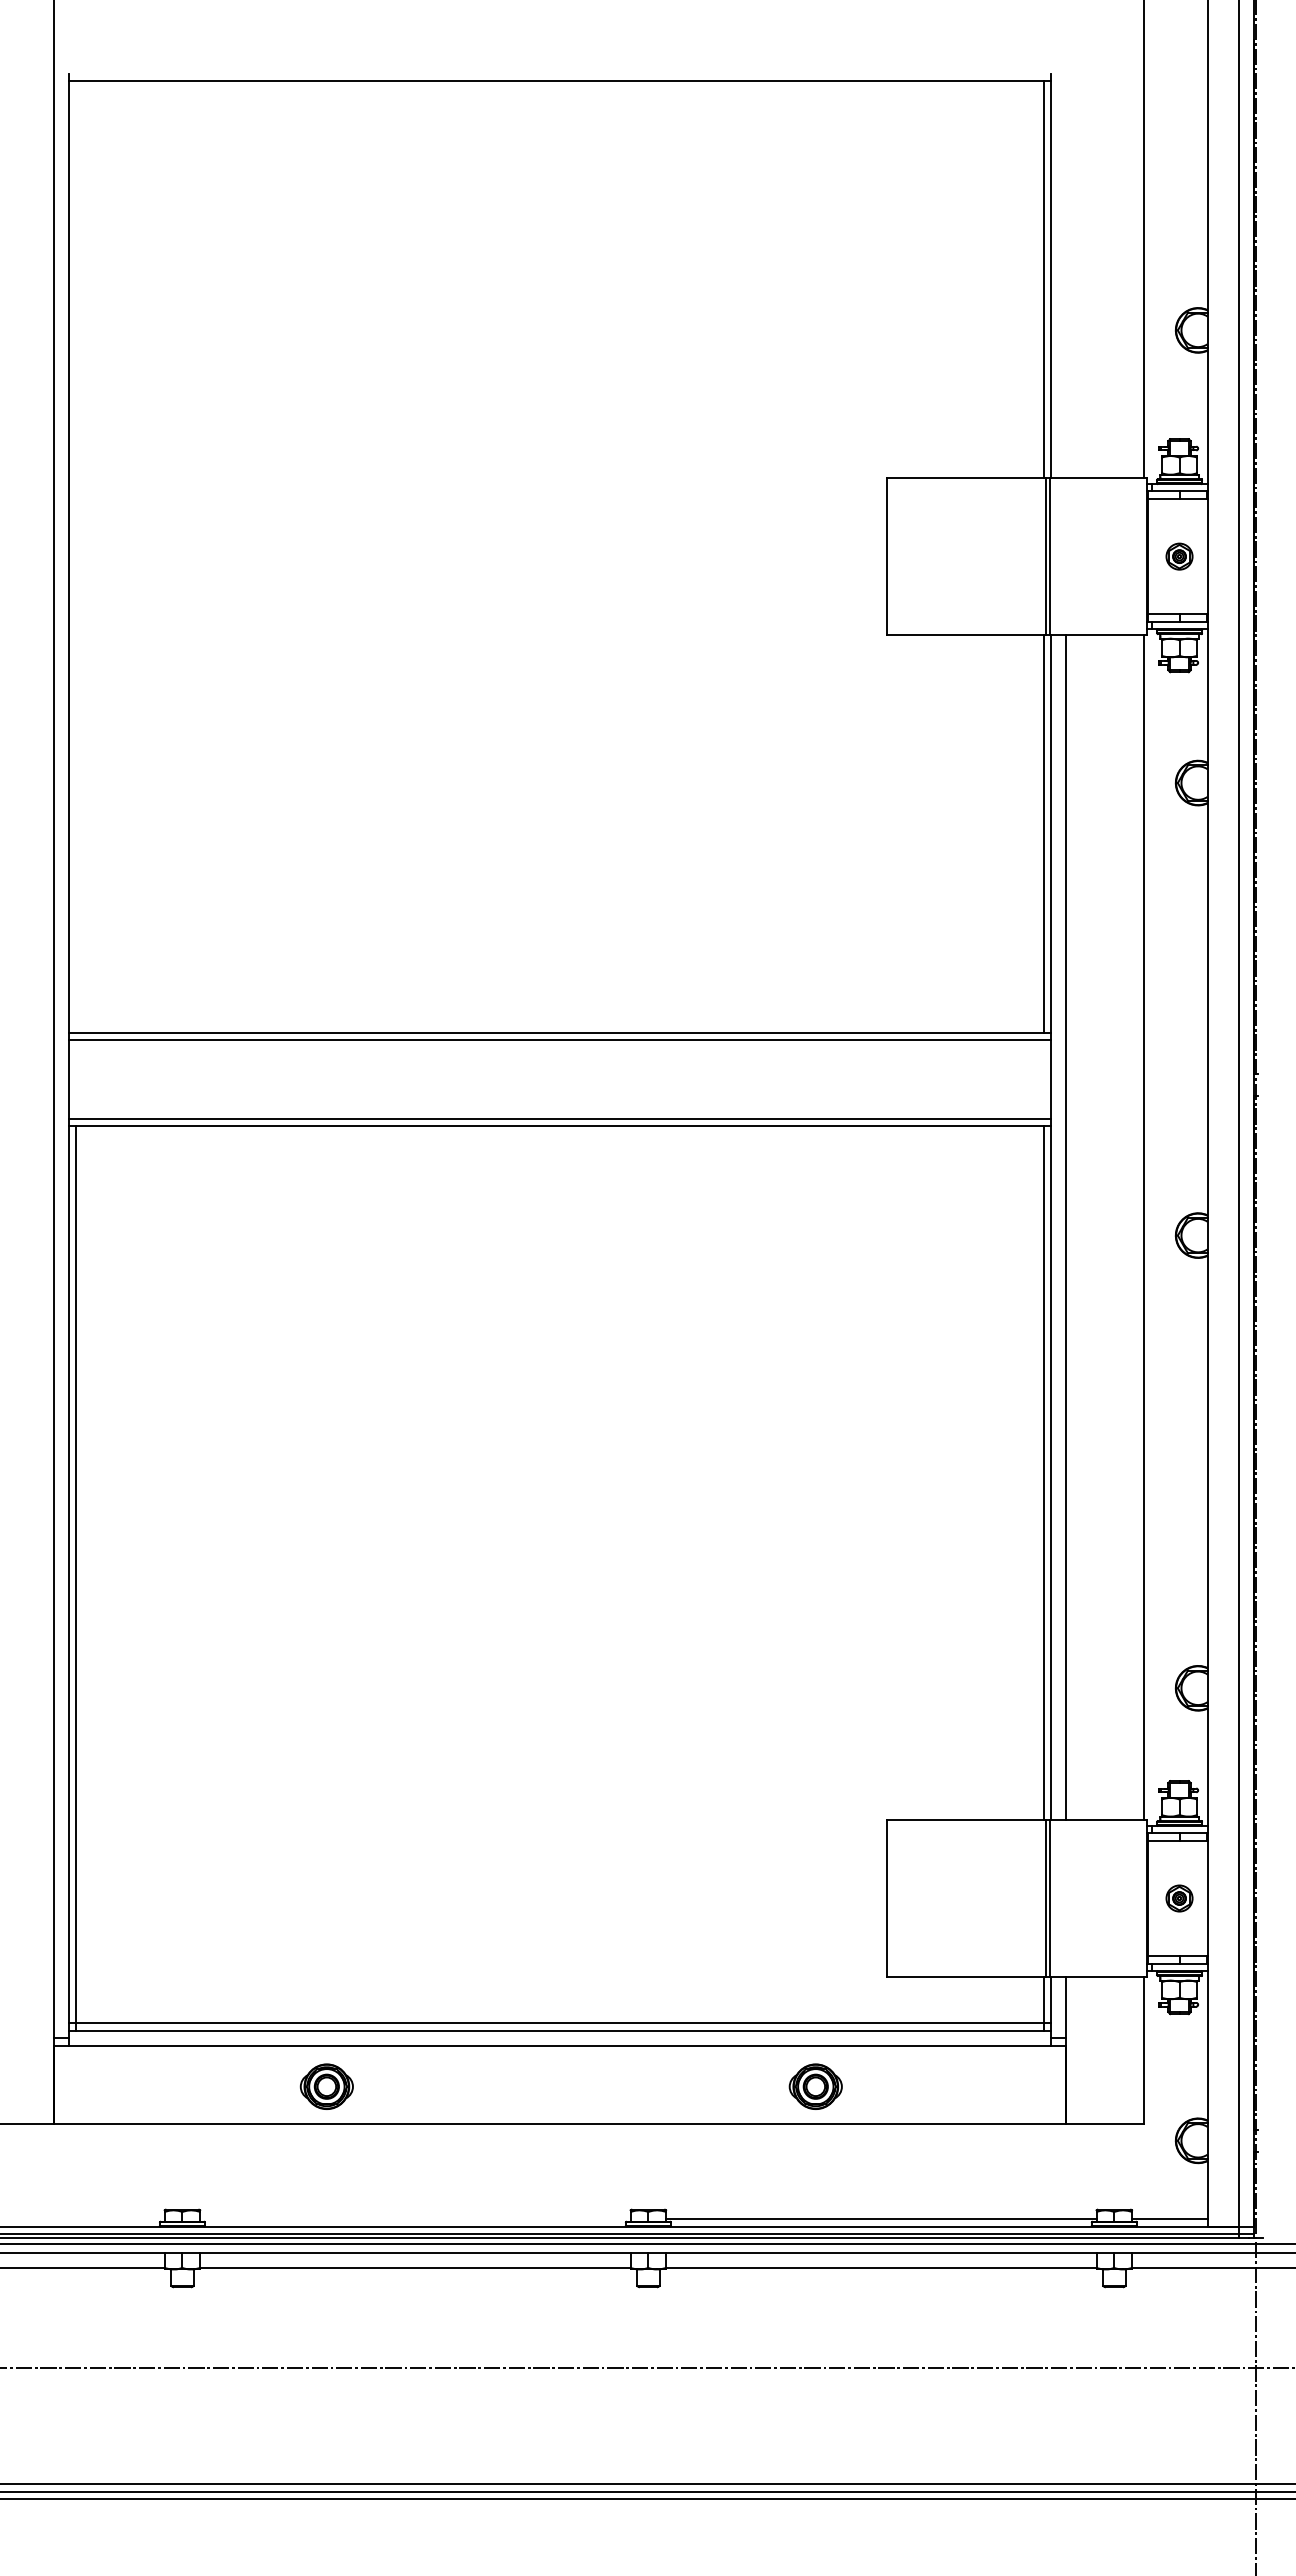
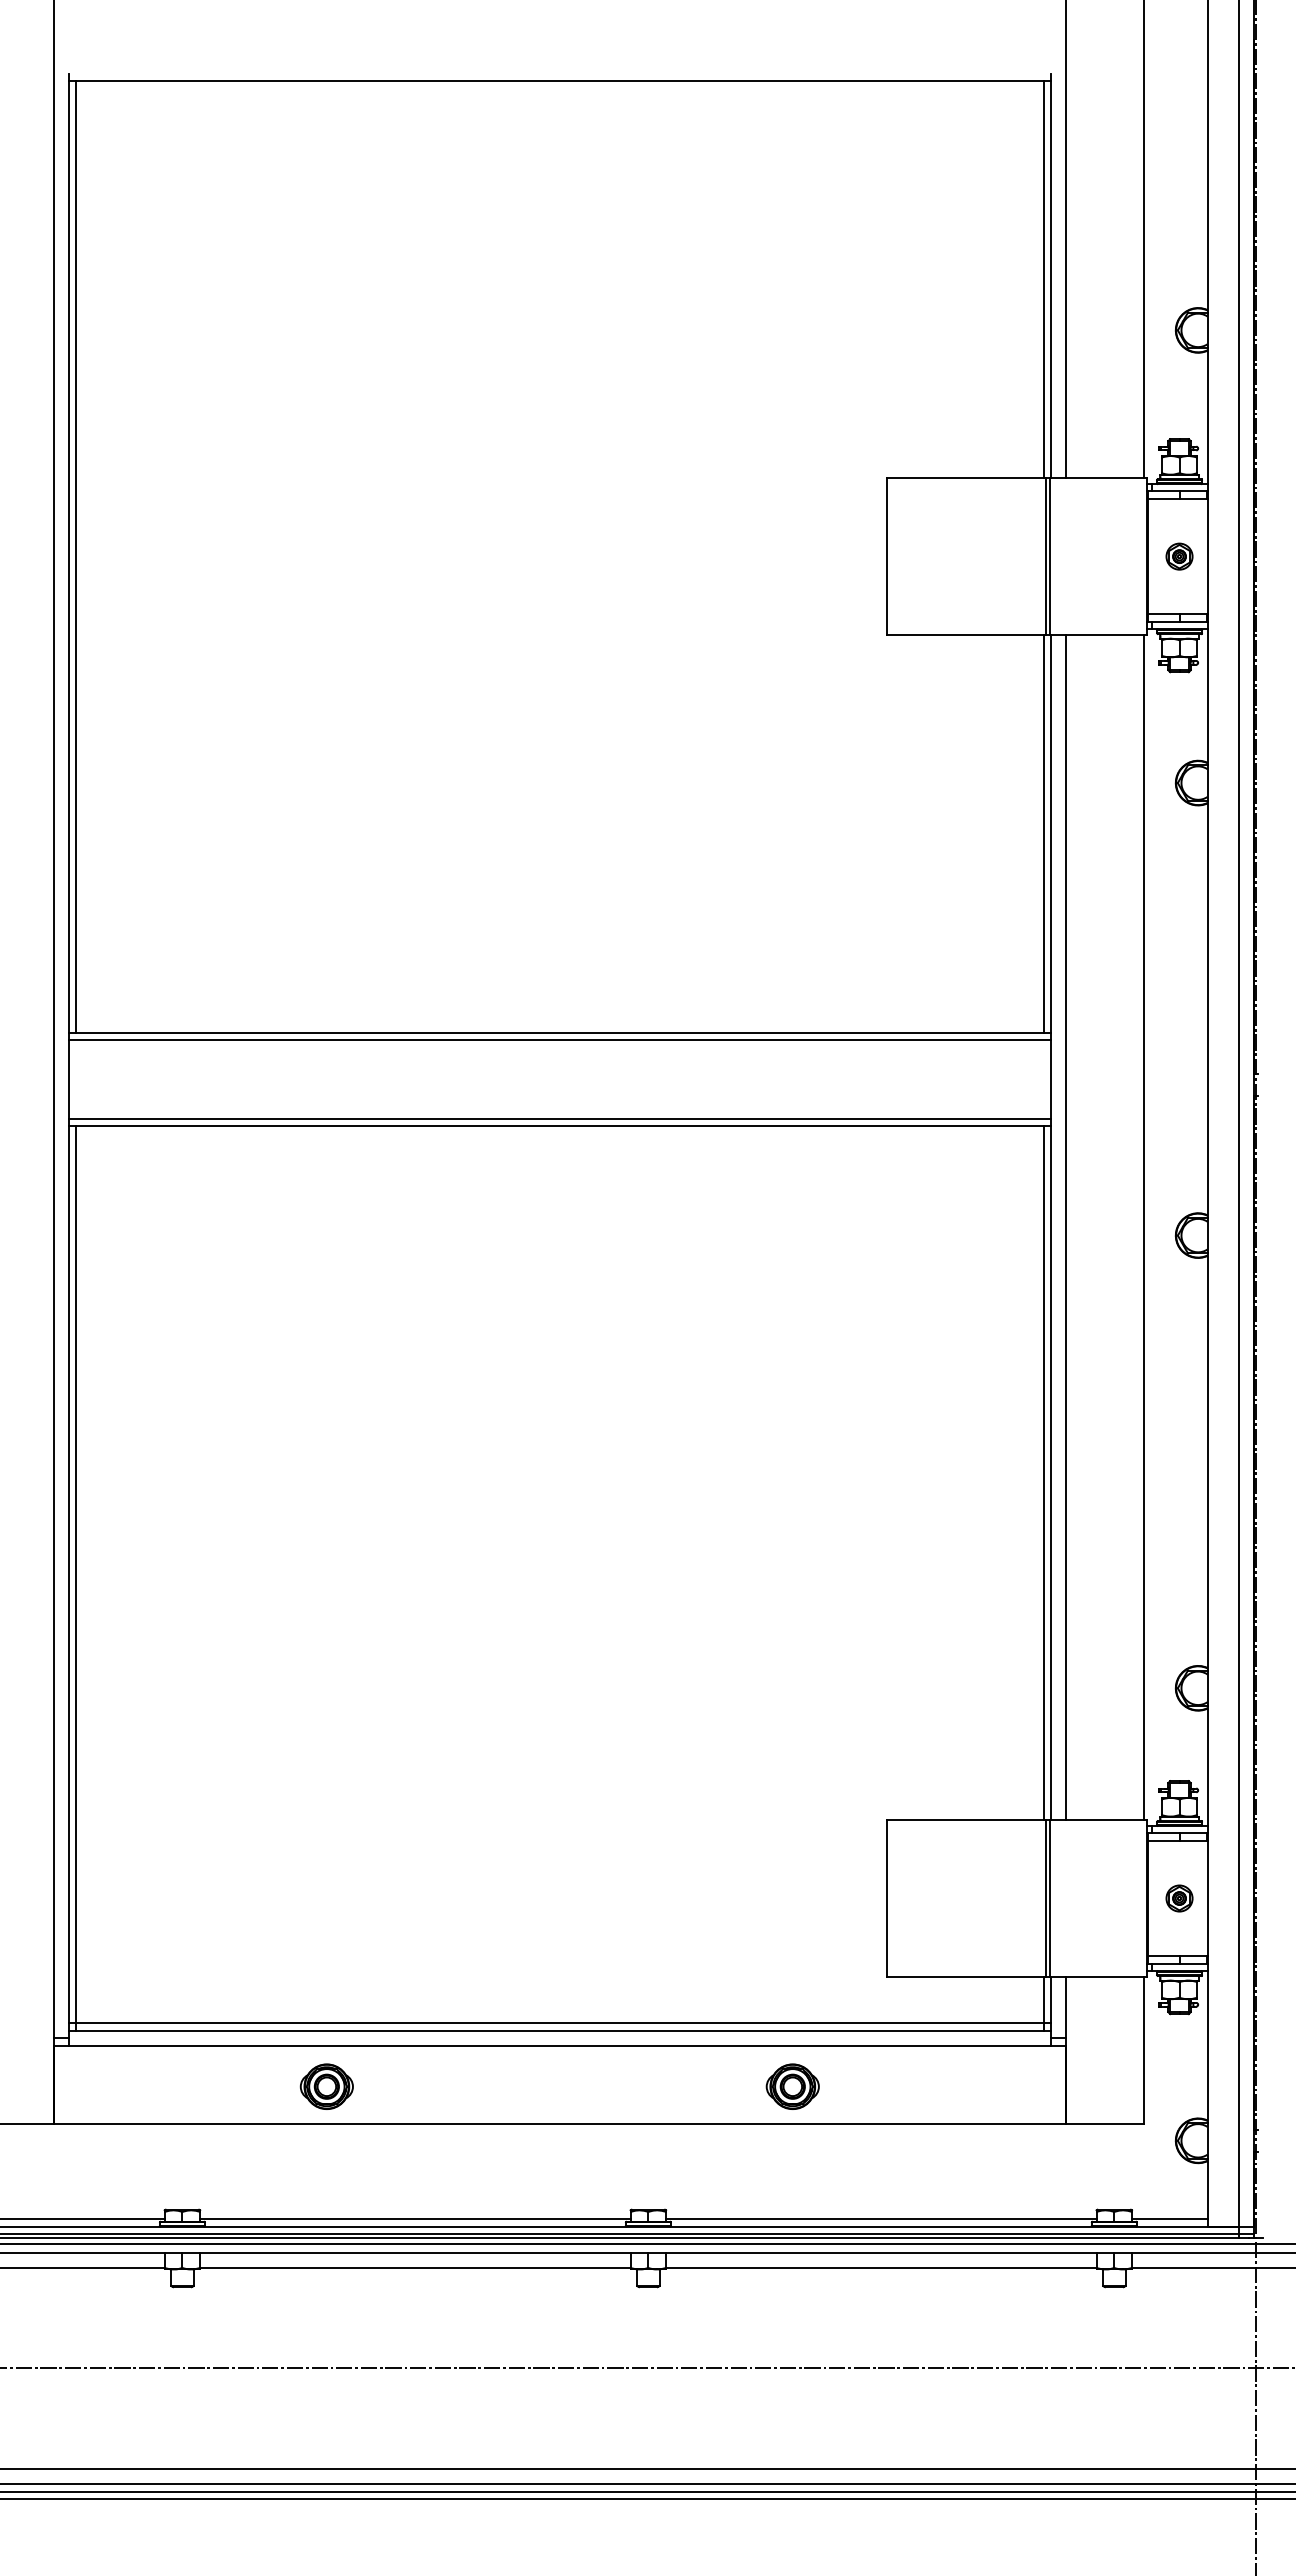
line: none -> present (1065, 240)
line: none -> present (76, 556)
part position: (815, 2086) -> (792, 2086) (792, 2086)
line: none -> present (83, 2219)
line: none -> present (415, 2219)
line: none -> present (647, 2468)
